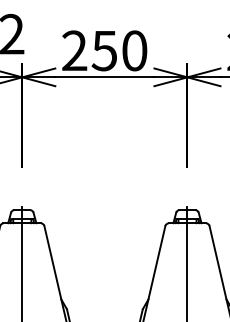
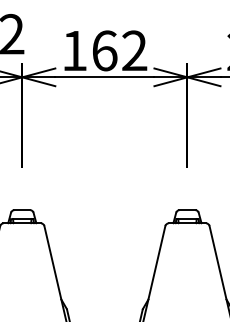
text: 250 -> 162 (104, 50)
line: present -> none (22, 262)
line: present -> none (187, 262)
